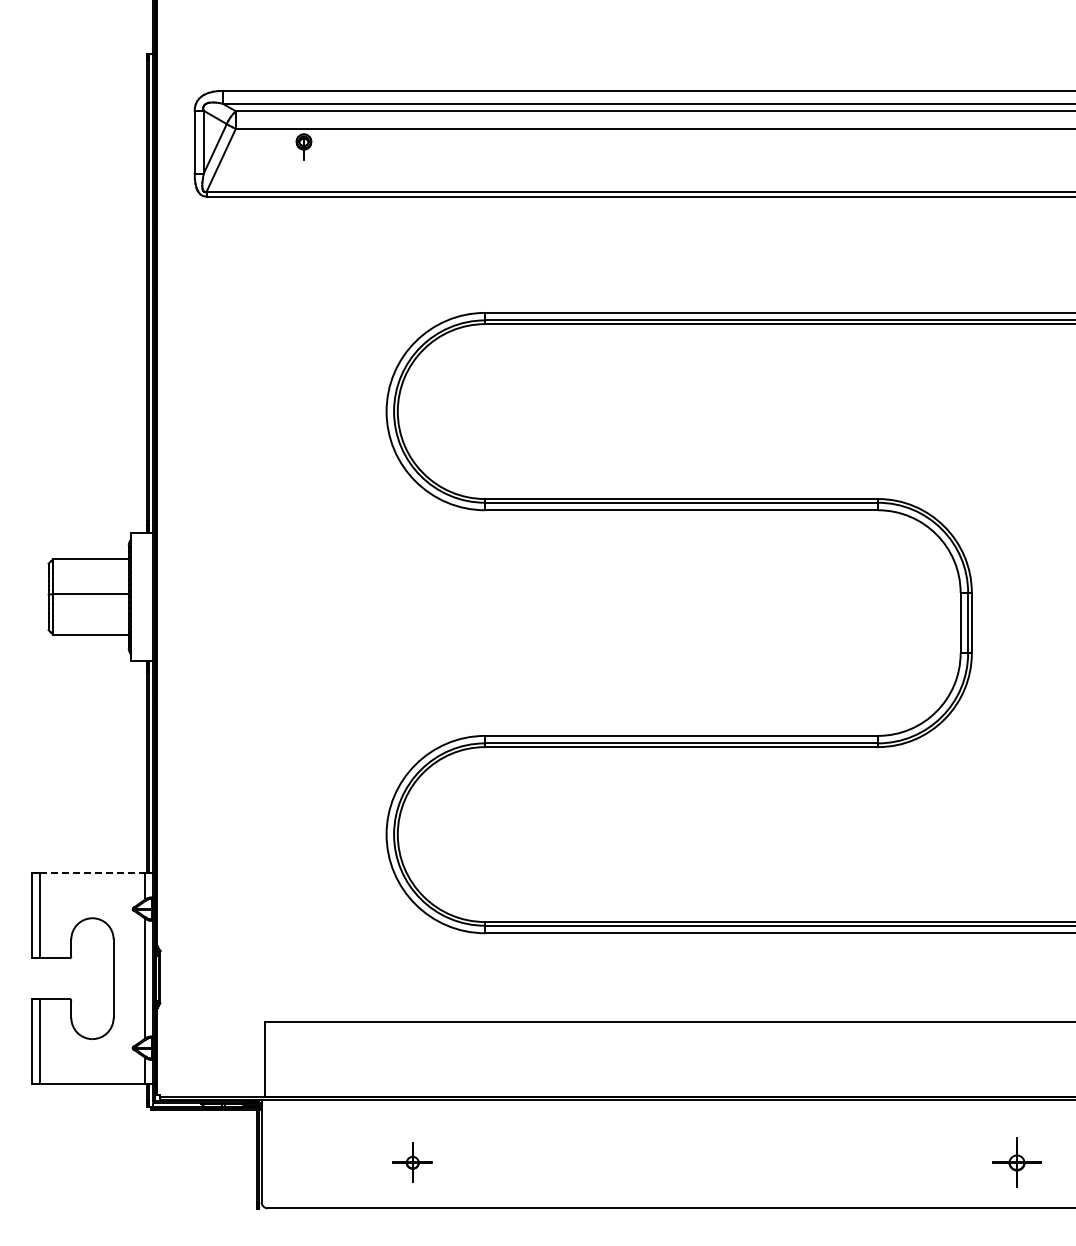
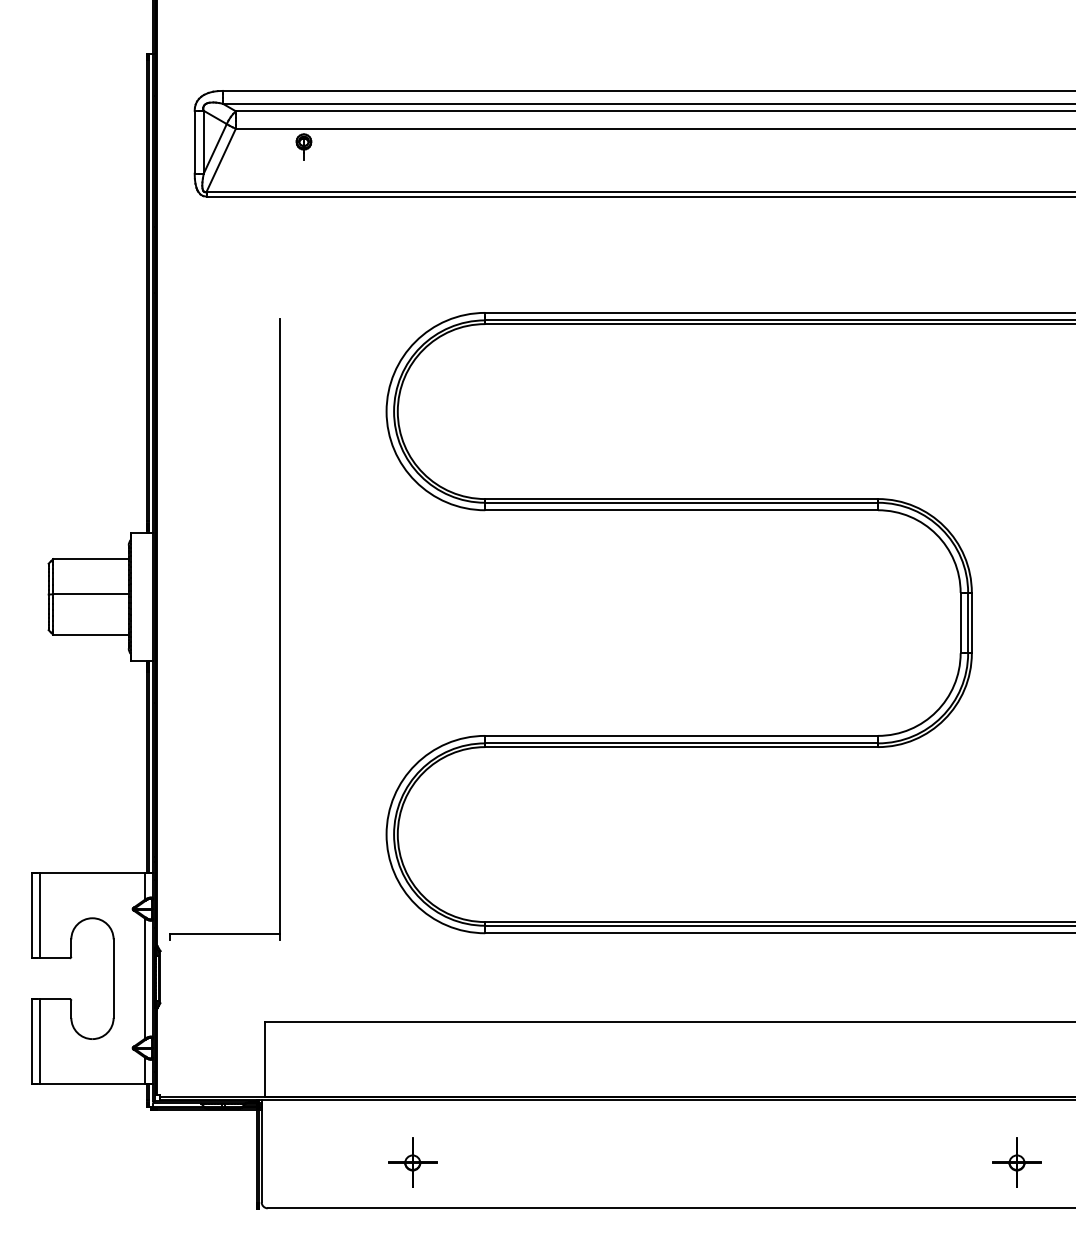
part: none -> present (279, 629)
line: dashed -> solid (92, 872)
part size: 41x41 px -> 50x51 px (412, 1162)
